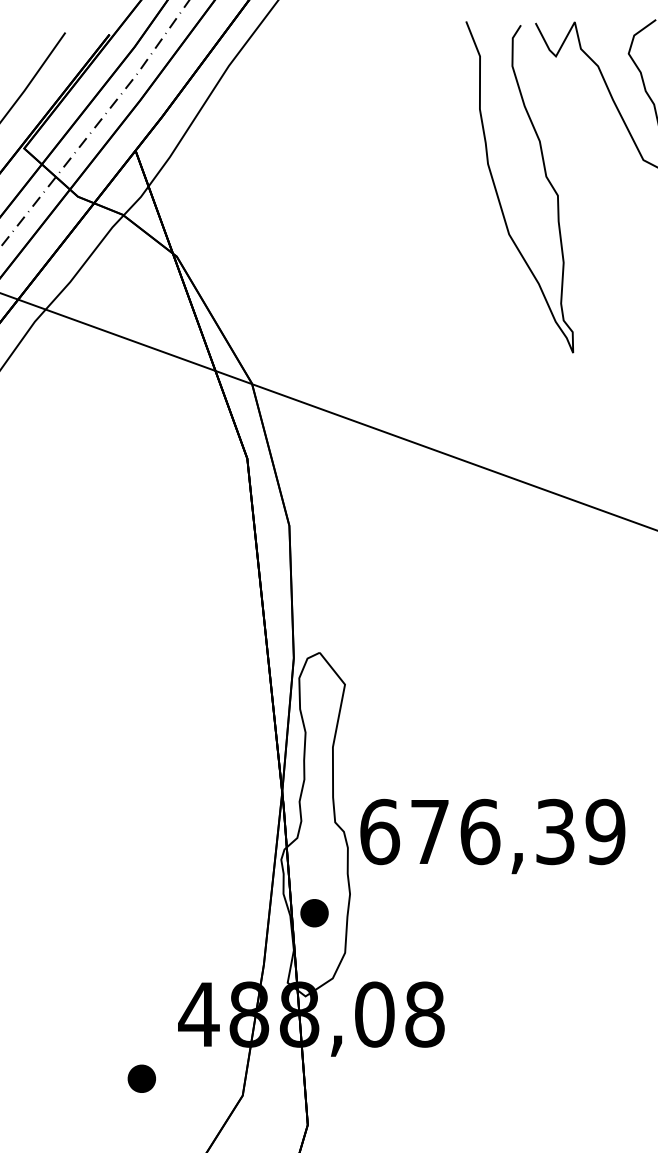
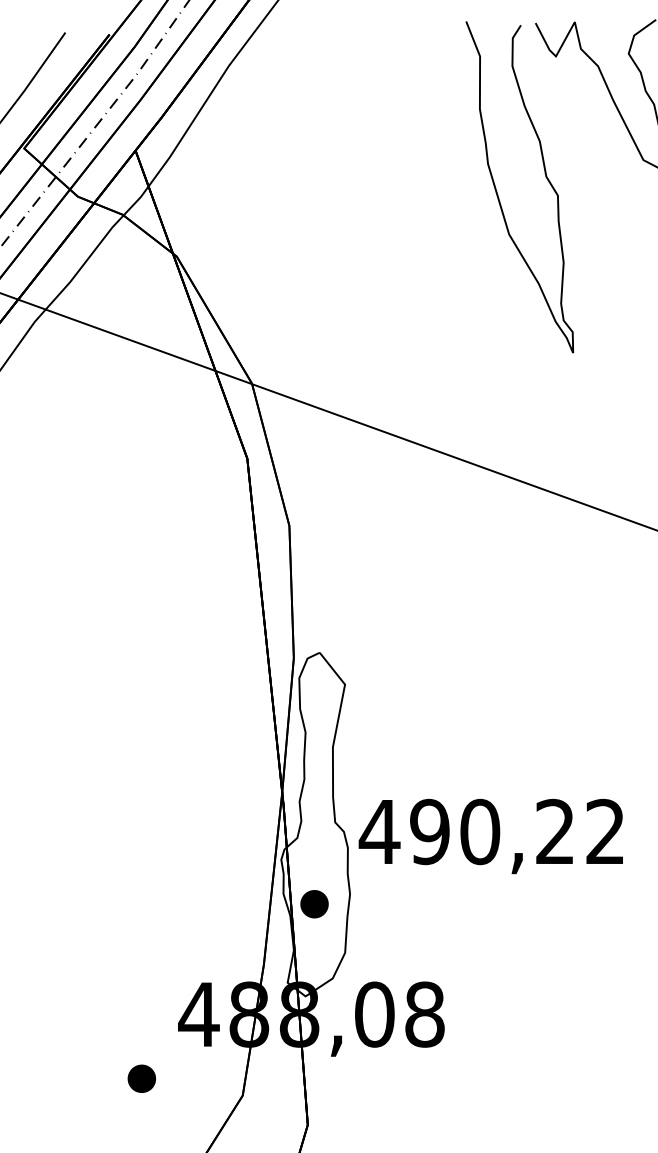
text: 676,39 -> 490,22 (491, 831)
part position: (314, 913) -> (314, 904) (314, 904)
